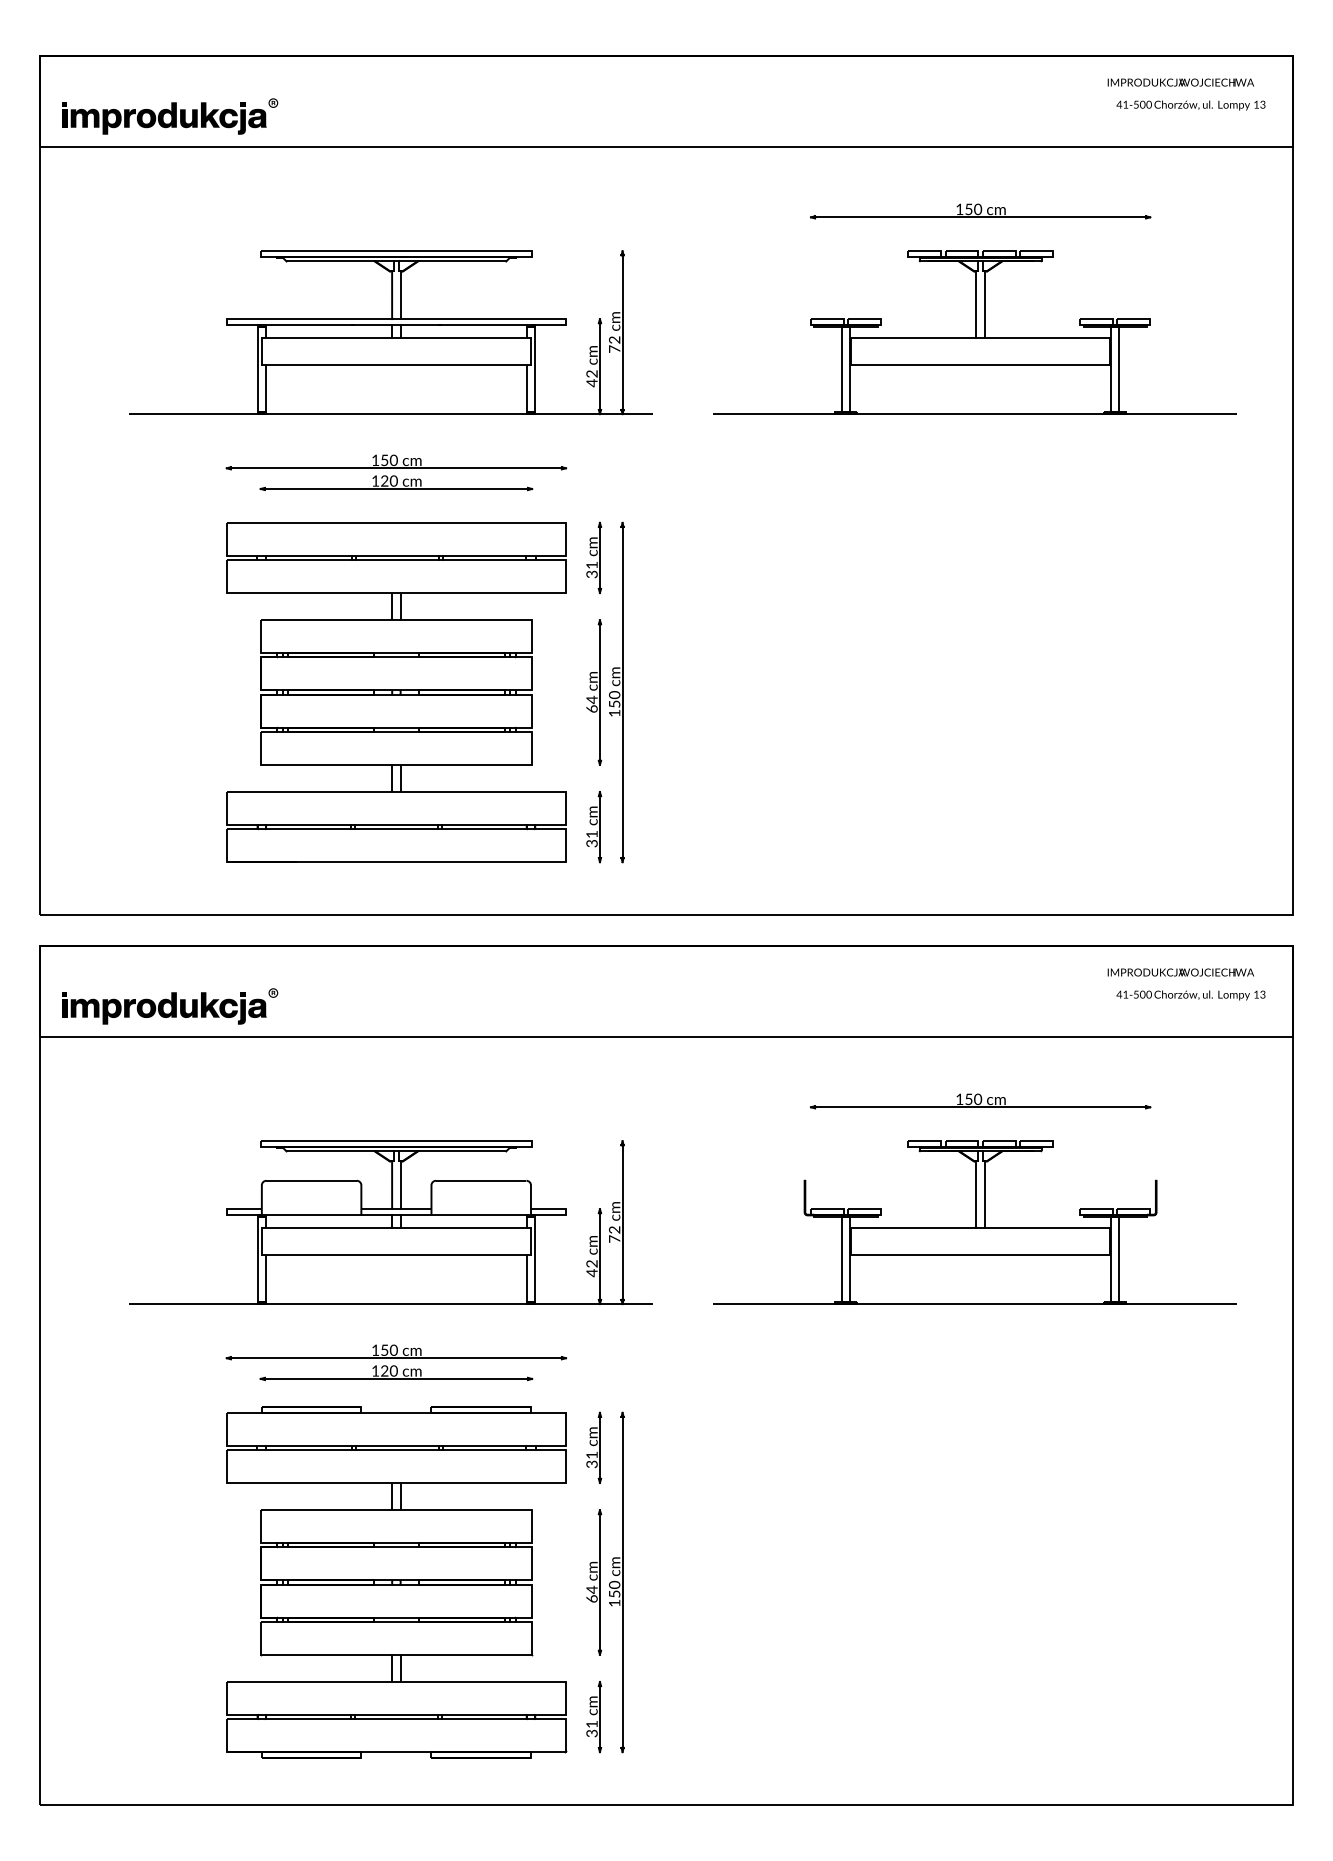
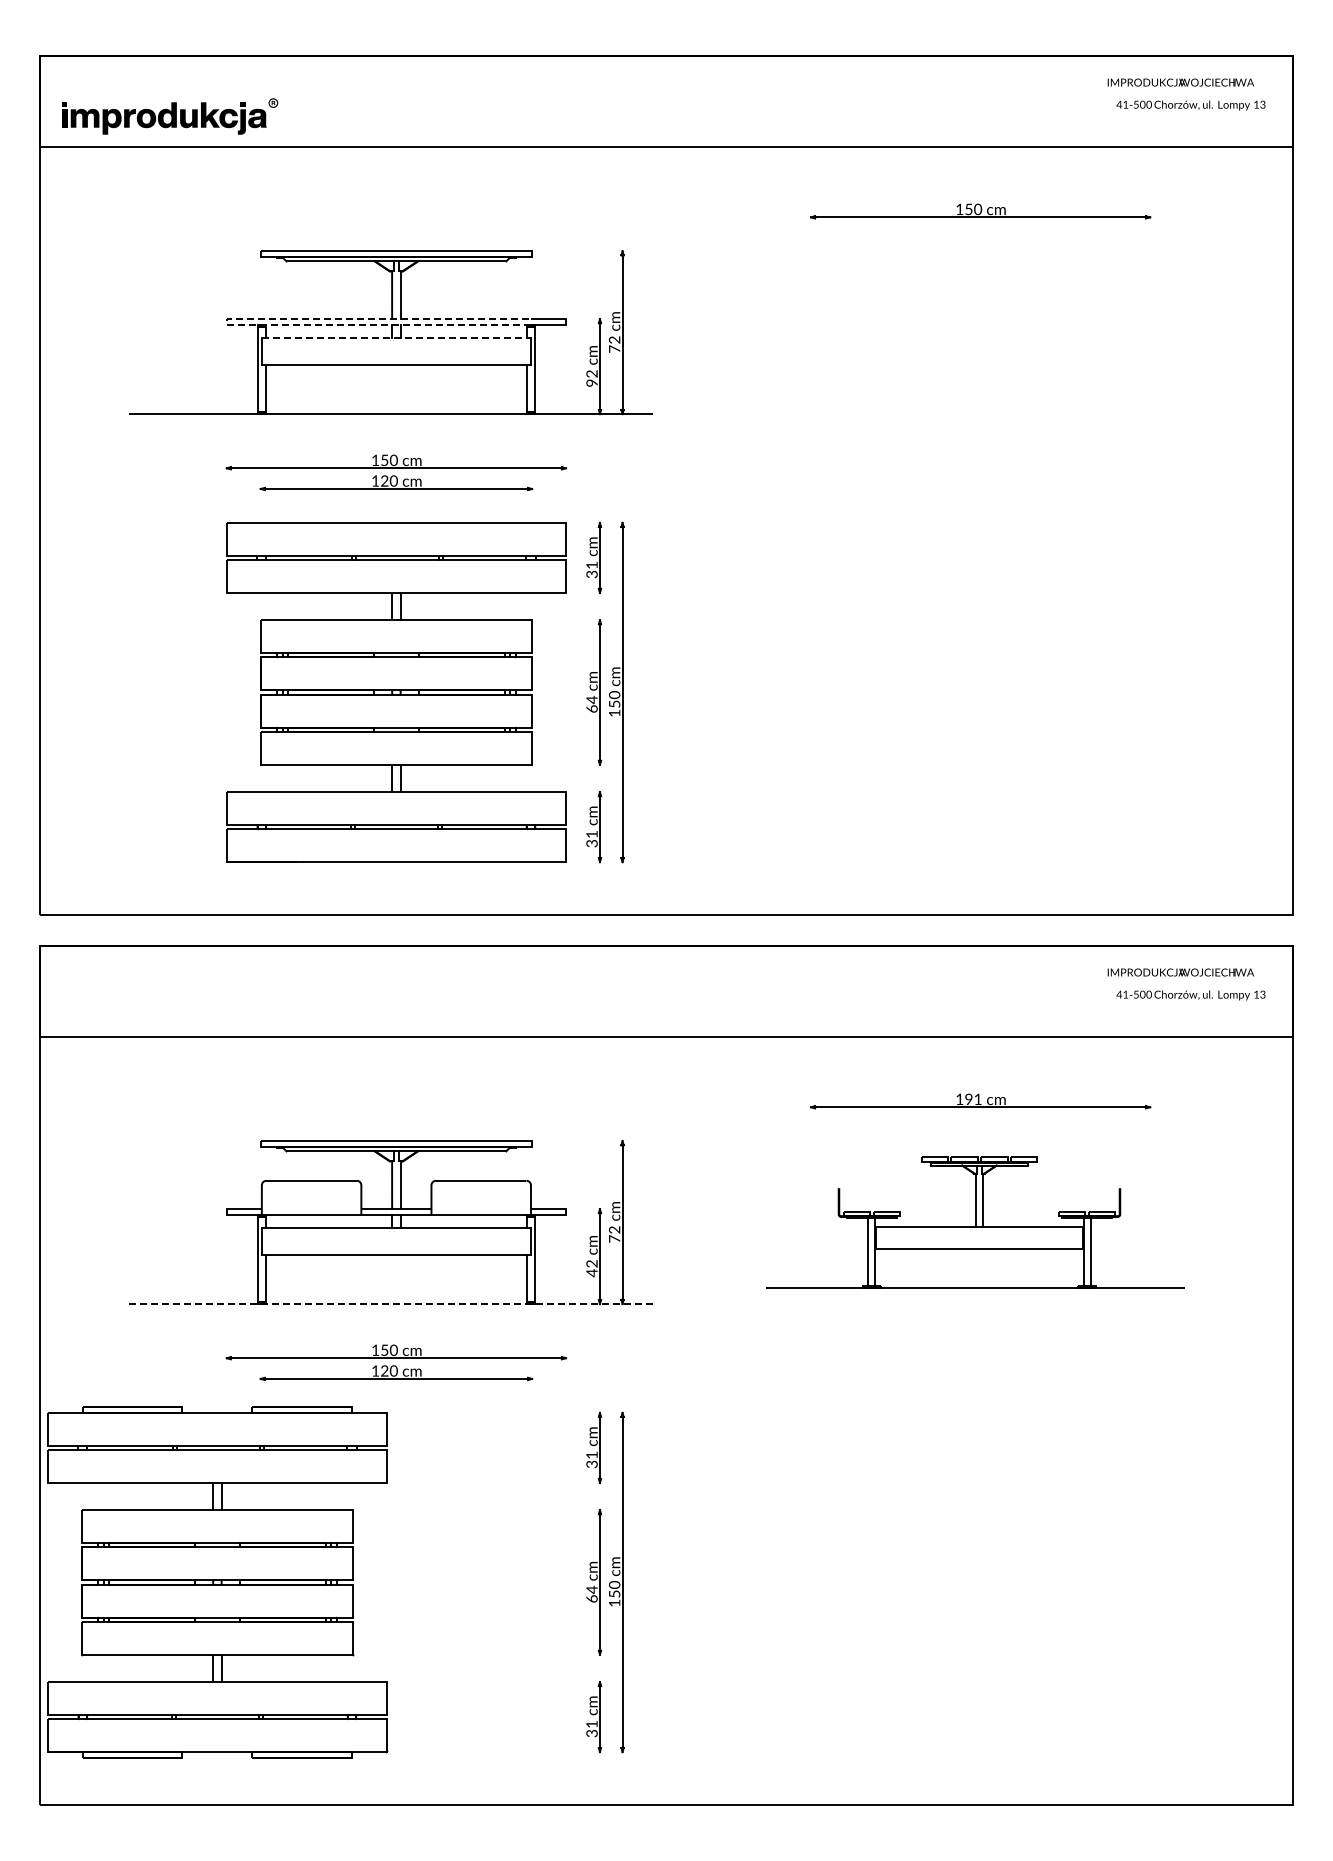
line: solid -> dashed (226, 321)
part: present -> none (974, 332)
line: solid -> dashed (396, 338)
text: 42 -> 92 (591, 383)
part: present -> none (170, 1006)
text: 150 -> 191 (973, 1099)
part size: 524x165 px -> 419x133 px (975, 1222)
line: solid -> dashed (390, 1304)
part position: (396, 1582) -> (217, 1582) (217, 1582)
